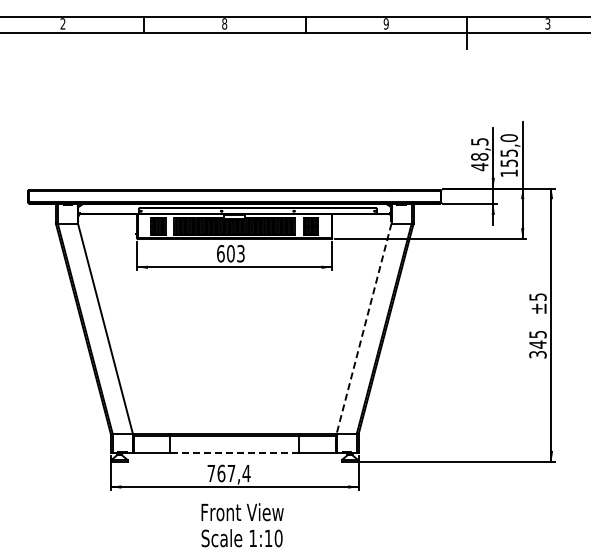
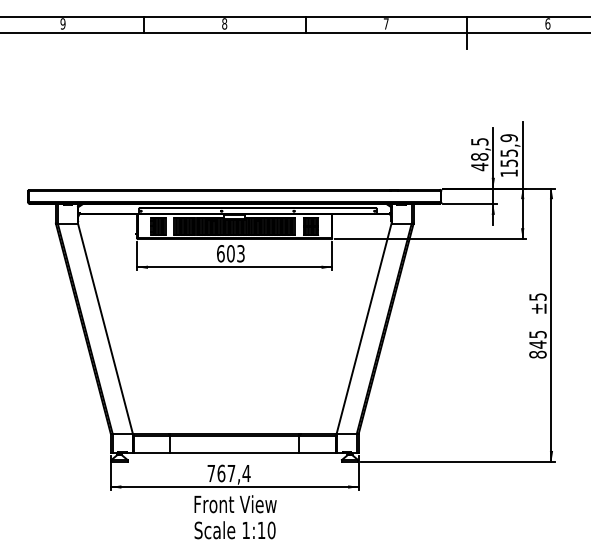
text: 2 -> 9 (62, 23)
text: 9 -> 7 (385, 23)
text: 3 -> 6 (547, 23)
text: 155,0 -> 155,9 (508, 138)
line: dashed -> solid (364, 328)
text: 345 -> 845 (537, 354)
line: dashed -> solid (234, 453)
text position: (242, 525) -> (235, 517) (235, 517)
